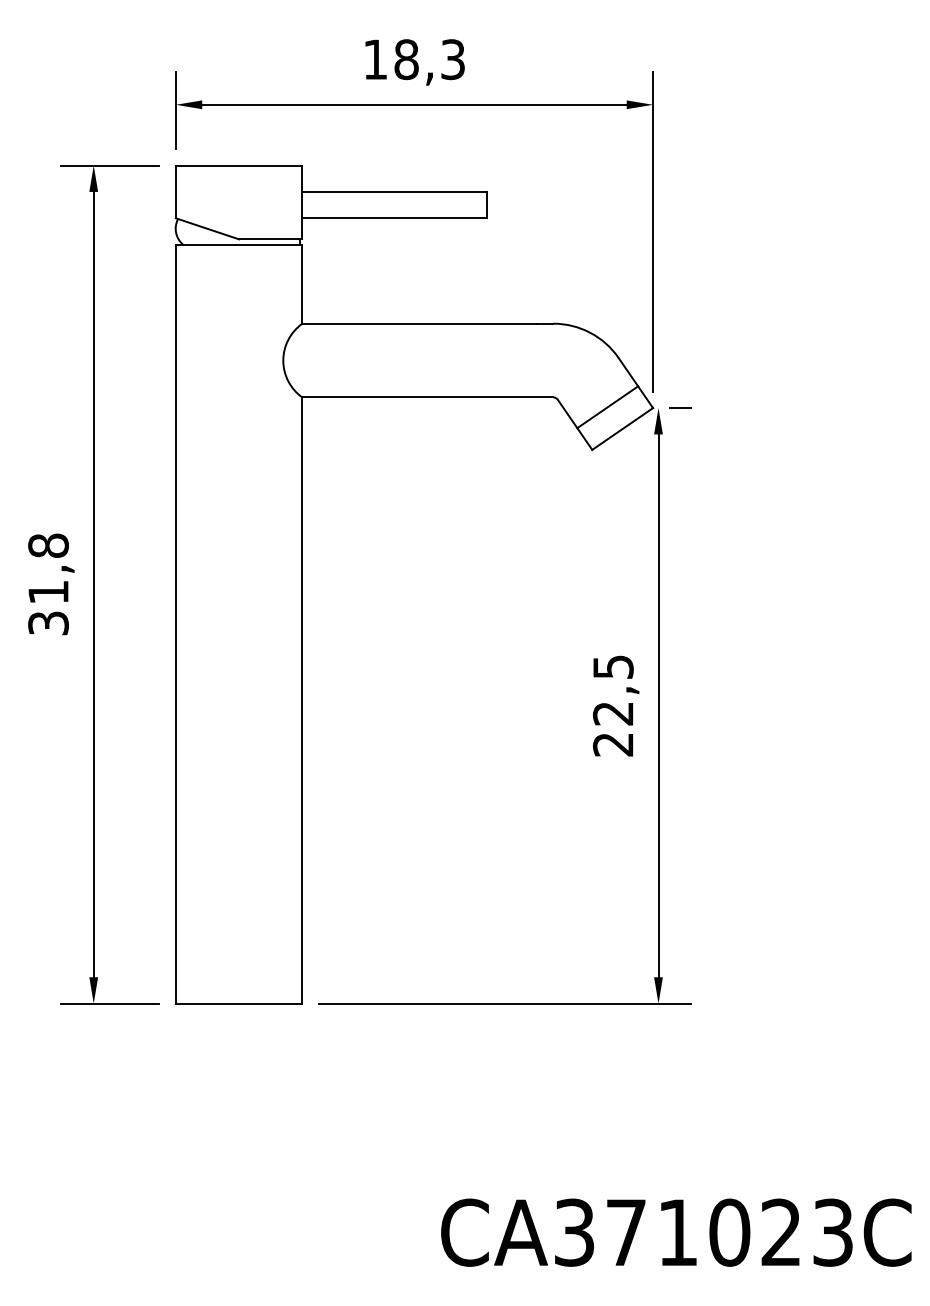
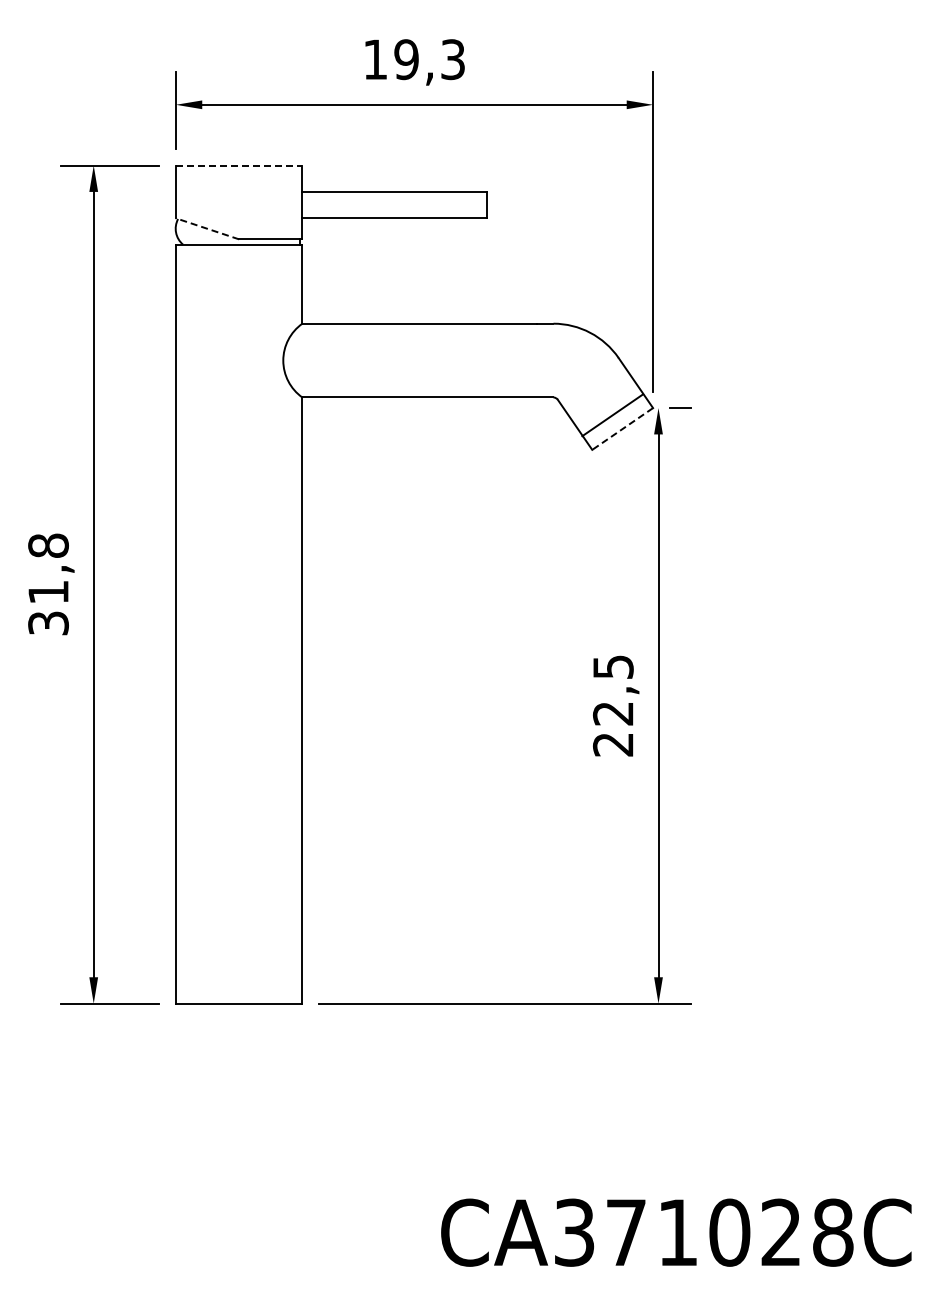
text: 18,3 -> 19,3 (406, 59)
line: solid -> dashed (239, 165)
line: solid -> dashed (207, 228)
line position: (607, 407) -> (612, 415) (612, 415)
line: solid -> dashed (622, 428)
text: CA371023C -> CA371028C (833, 1232)
